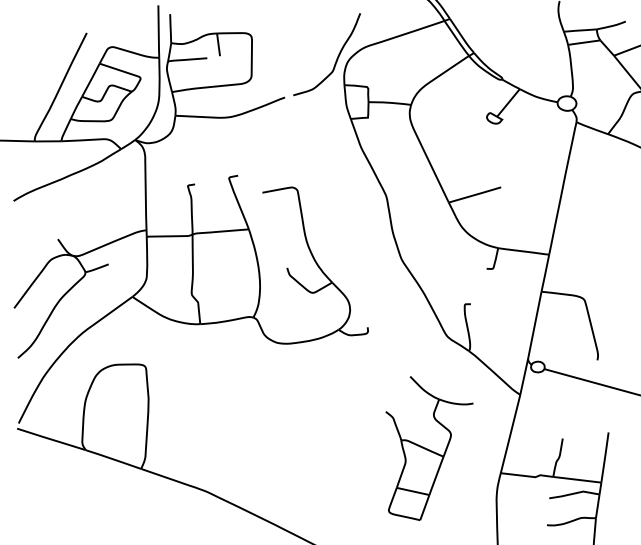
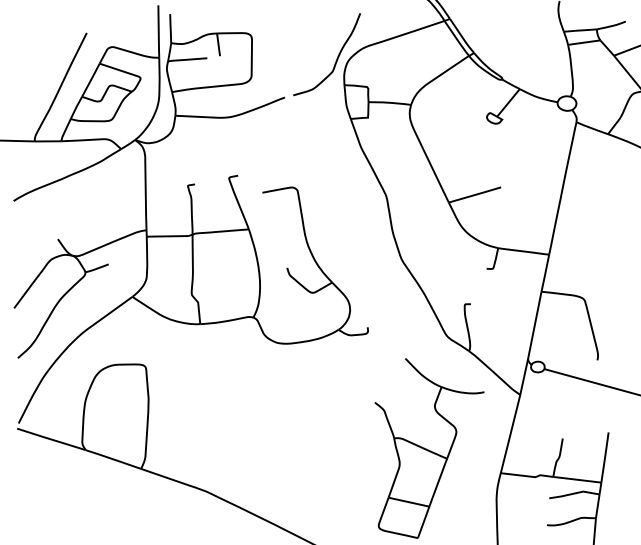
part size: 89x145 px -> 111x181 px (429, 448)
